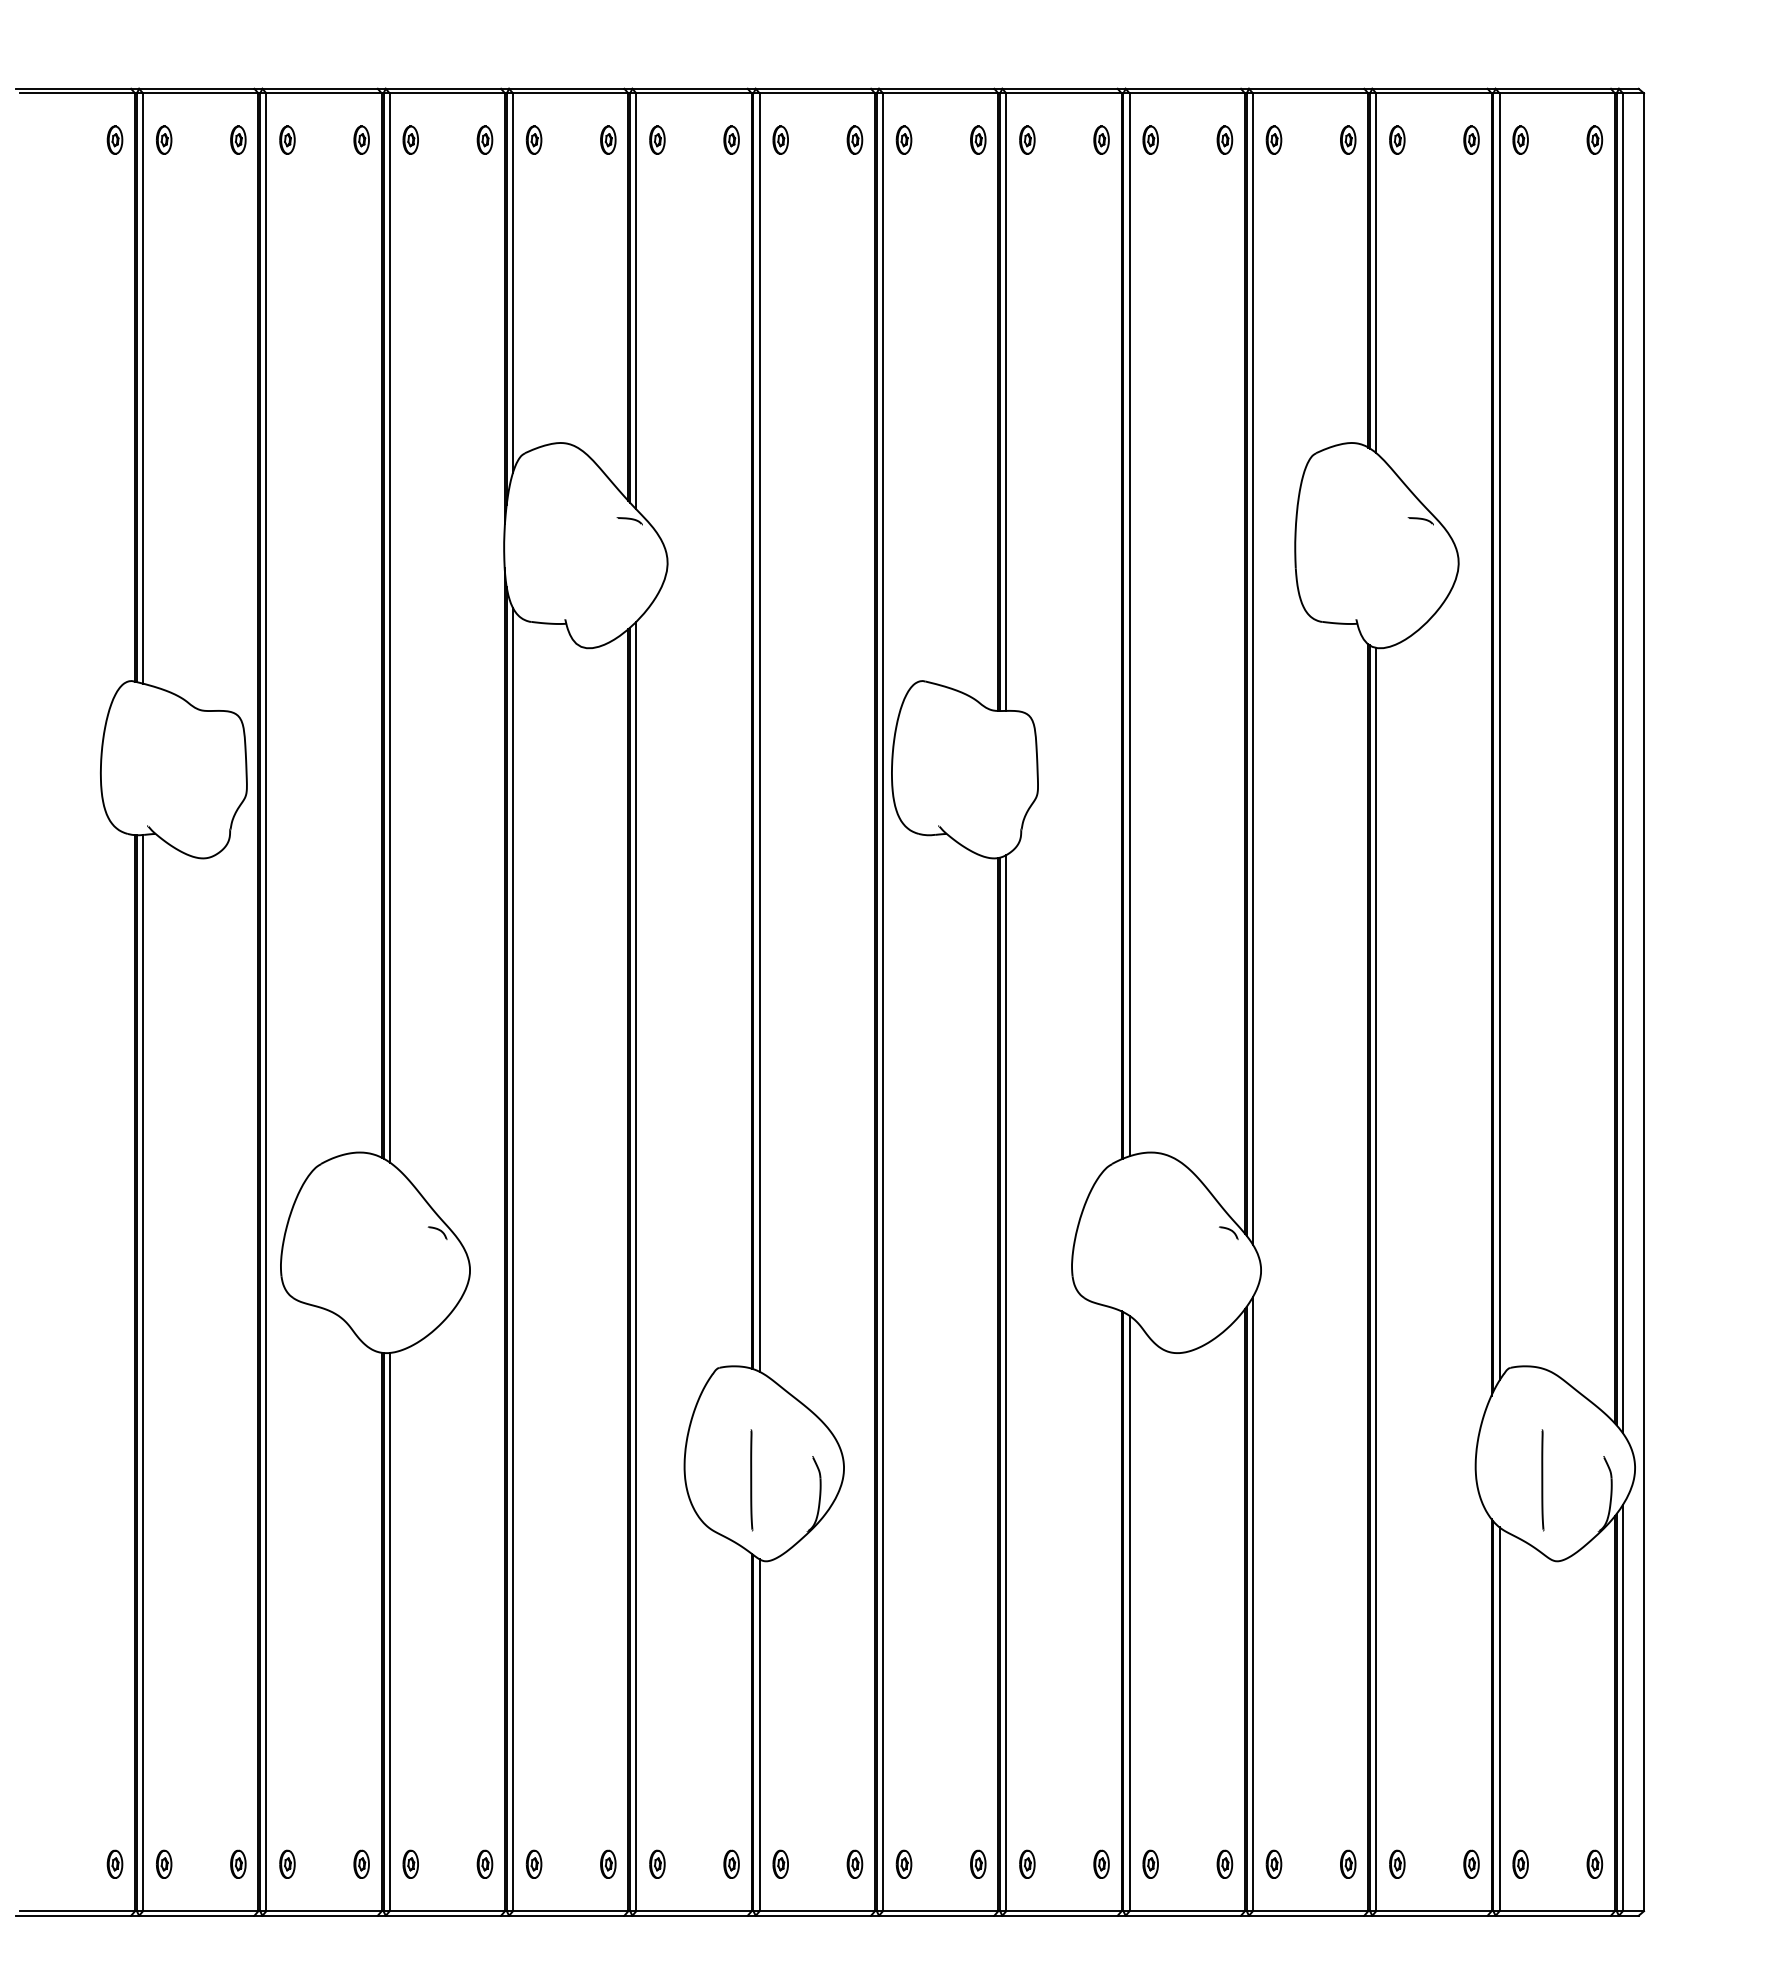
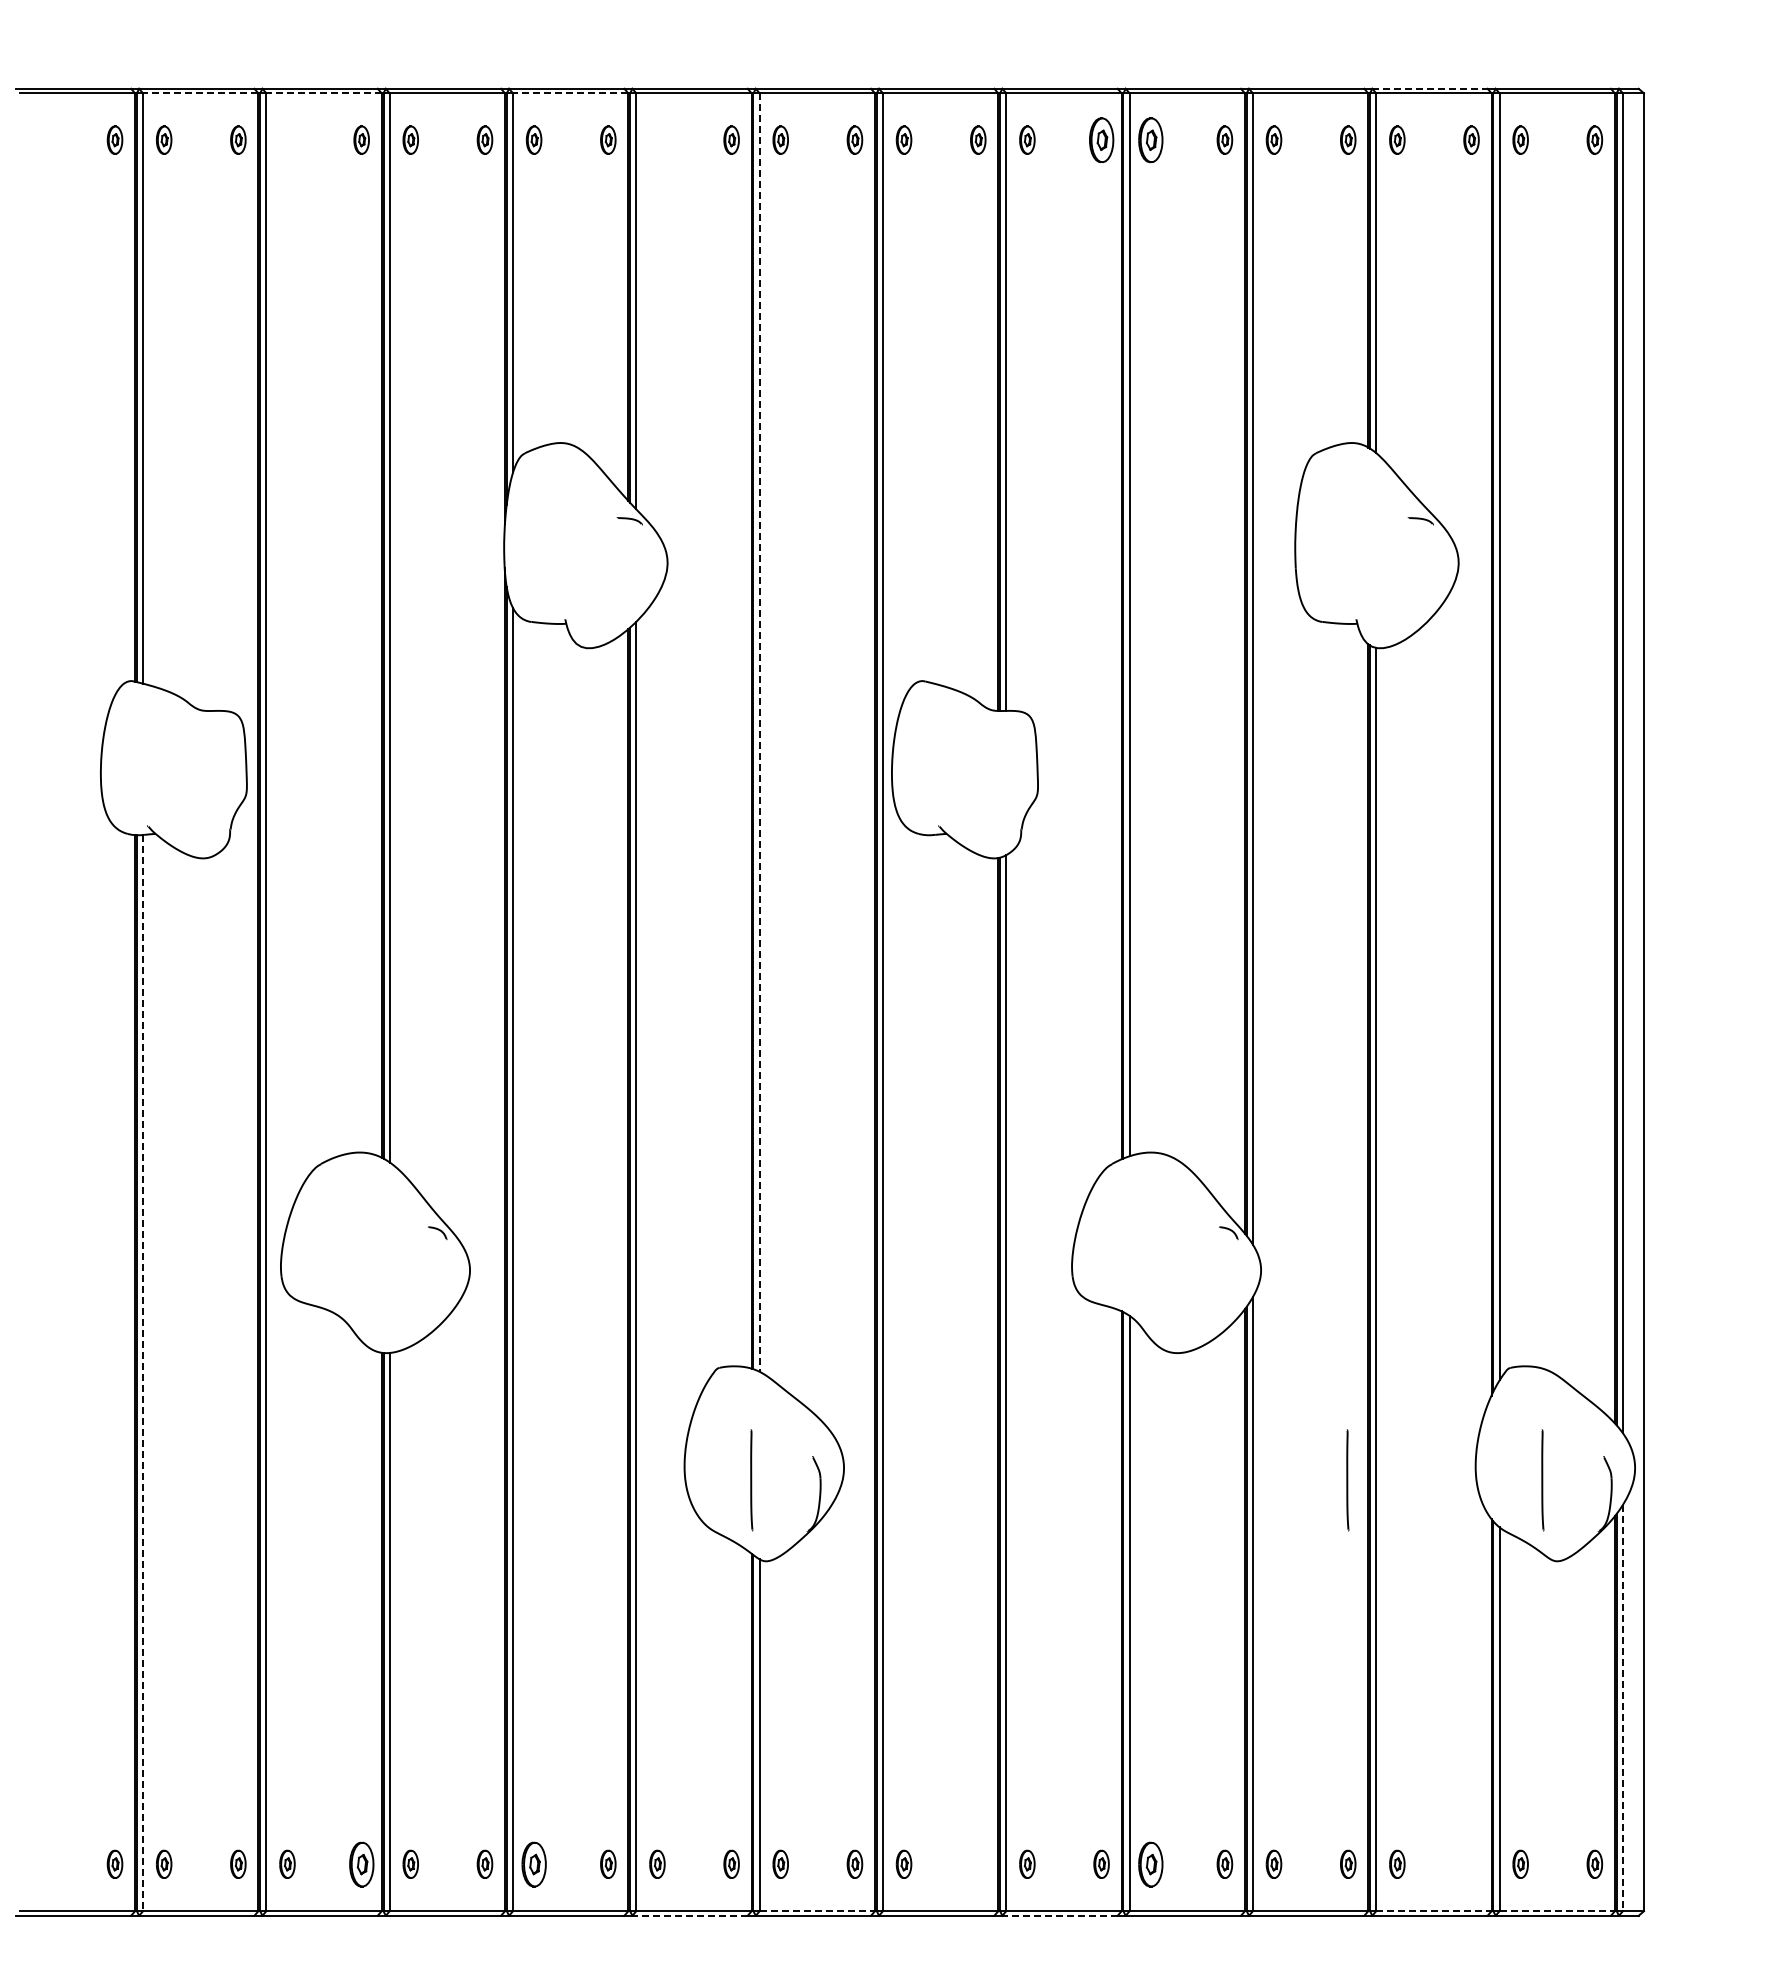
line: solid -> dashed (1430, 88)
line: solid -> dashed (200, 93)
line: solid -> dashed (324, 93)
line: solid -> dashed (570, 93)
part: present -> none (287, 139)
part: present -> none (657, 139)
part size: 17x30 px -> 26x46 px (1101, 139)
part size: 17x30 px -> 26x47 px (1150, 140)
line: solid -> dashed (759, 733)
line: solid -> dashed (143, 1373)
line: none -> present (1347, 1480)
line: solid -> dashed (1622, 1708)
part size: 17x30 px -> 26x47 px (361, 1864)
part size: 18x30 px -> 26x47 px (533, 1864)
part: present -> none (978, 1863)
part size: 17x30 px -> 26x47 px (1150, 1864)
part: present -> none (1471, 1863)
line: solid -> dashed (817, 1911)
line: solid -> dashed (1433, 1911)
line: solid -> dashed (1557, 1911)
line: solid -> dashed (690, 1915)
line: solid -> dashed (1060, 1915)
